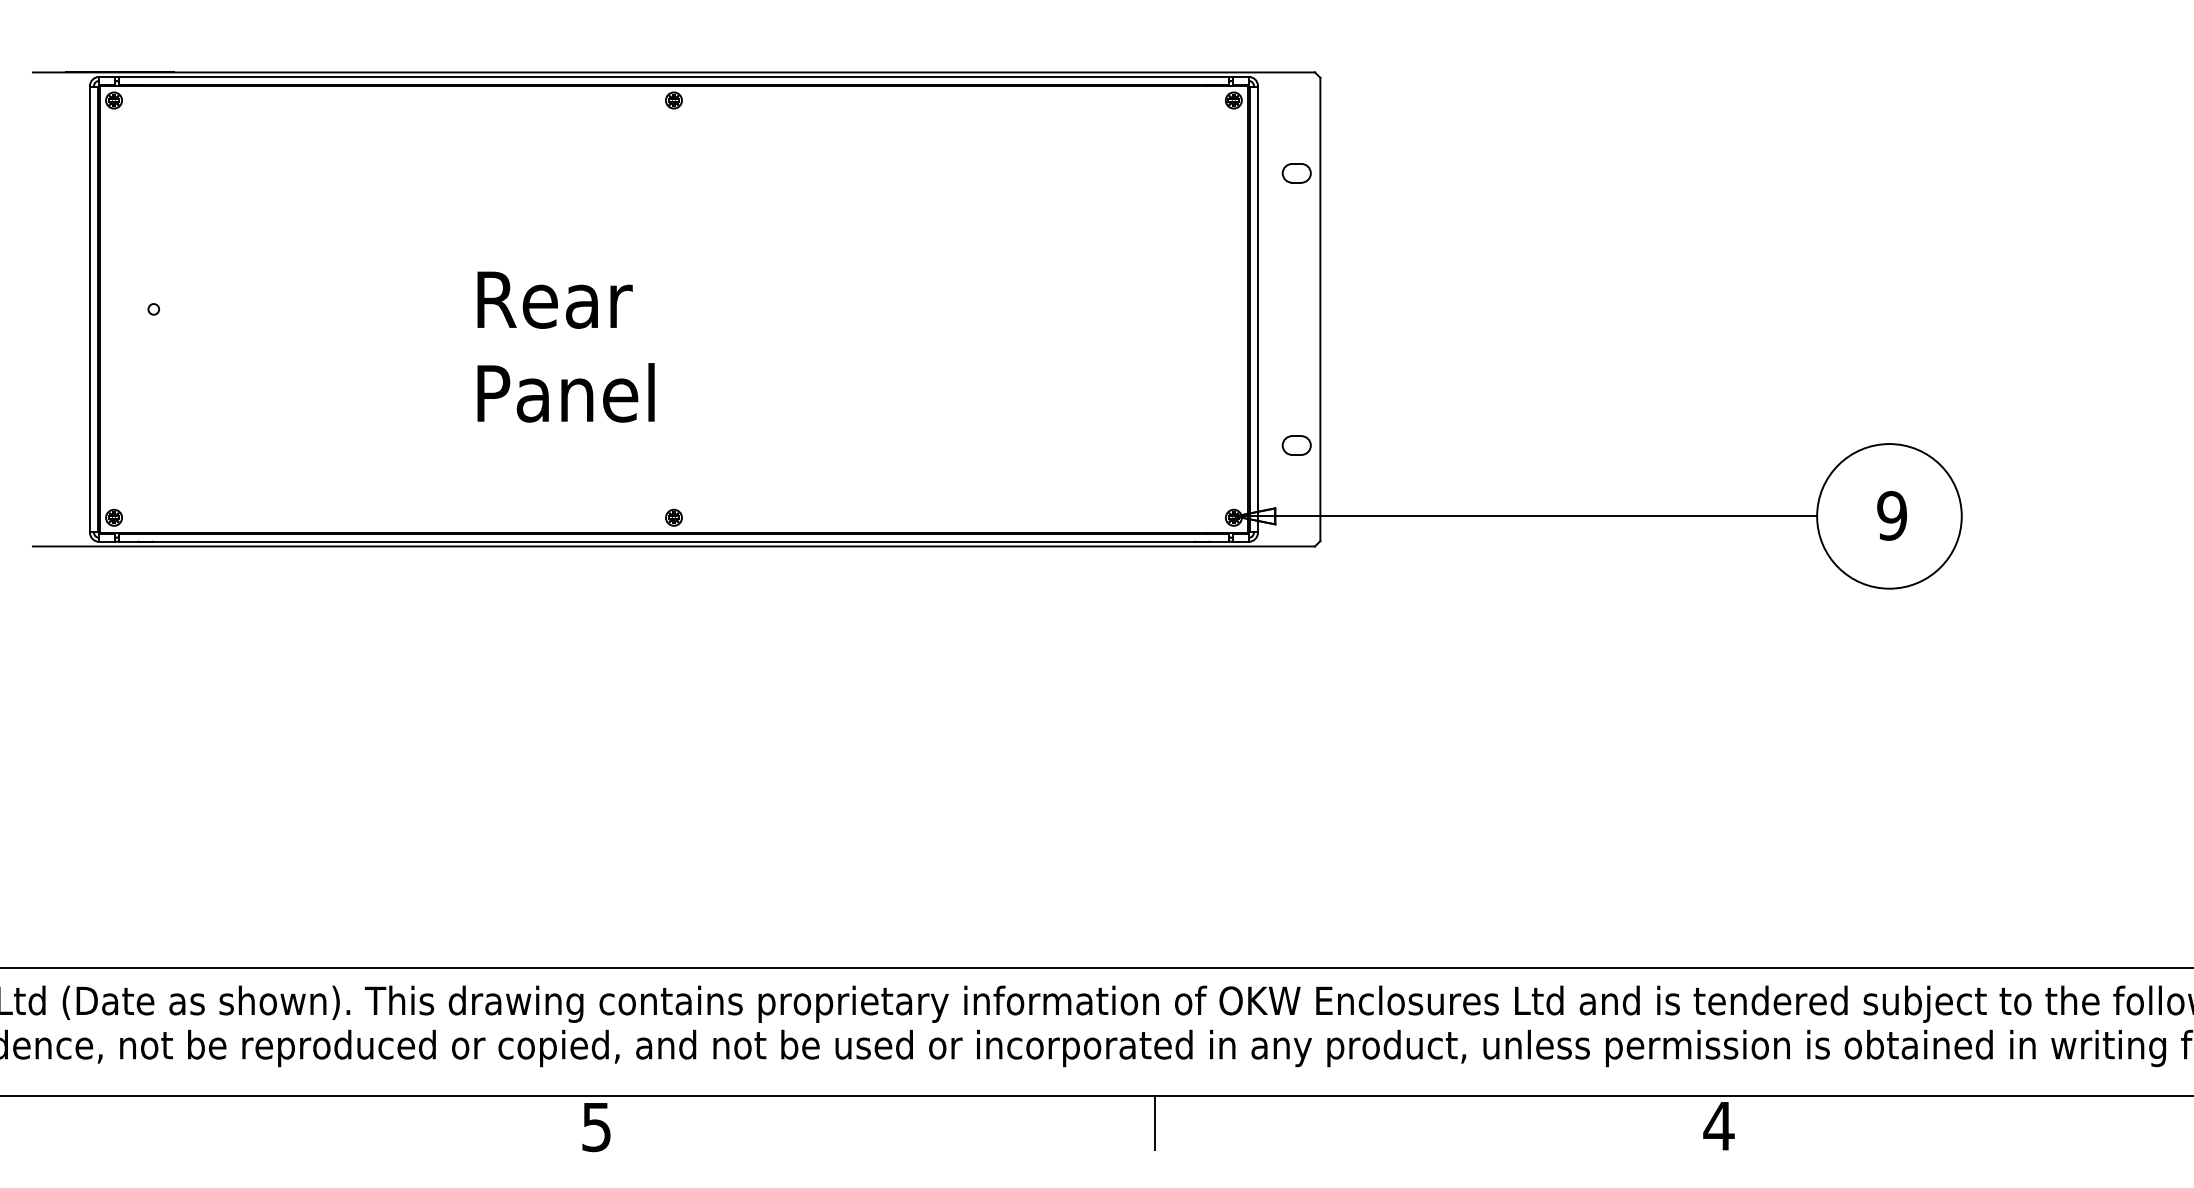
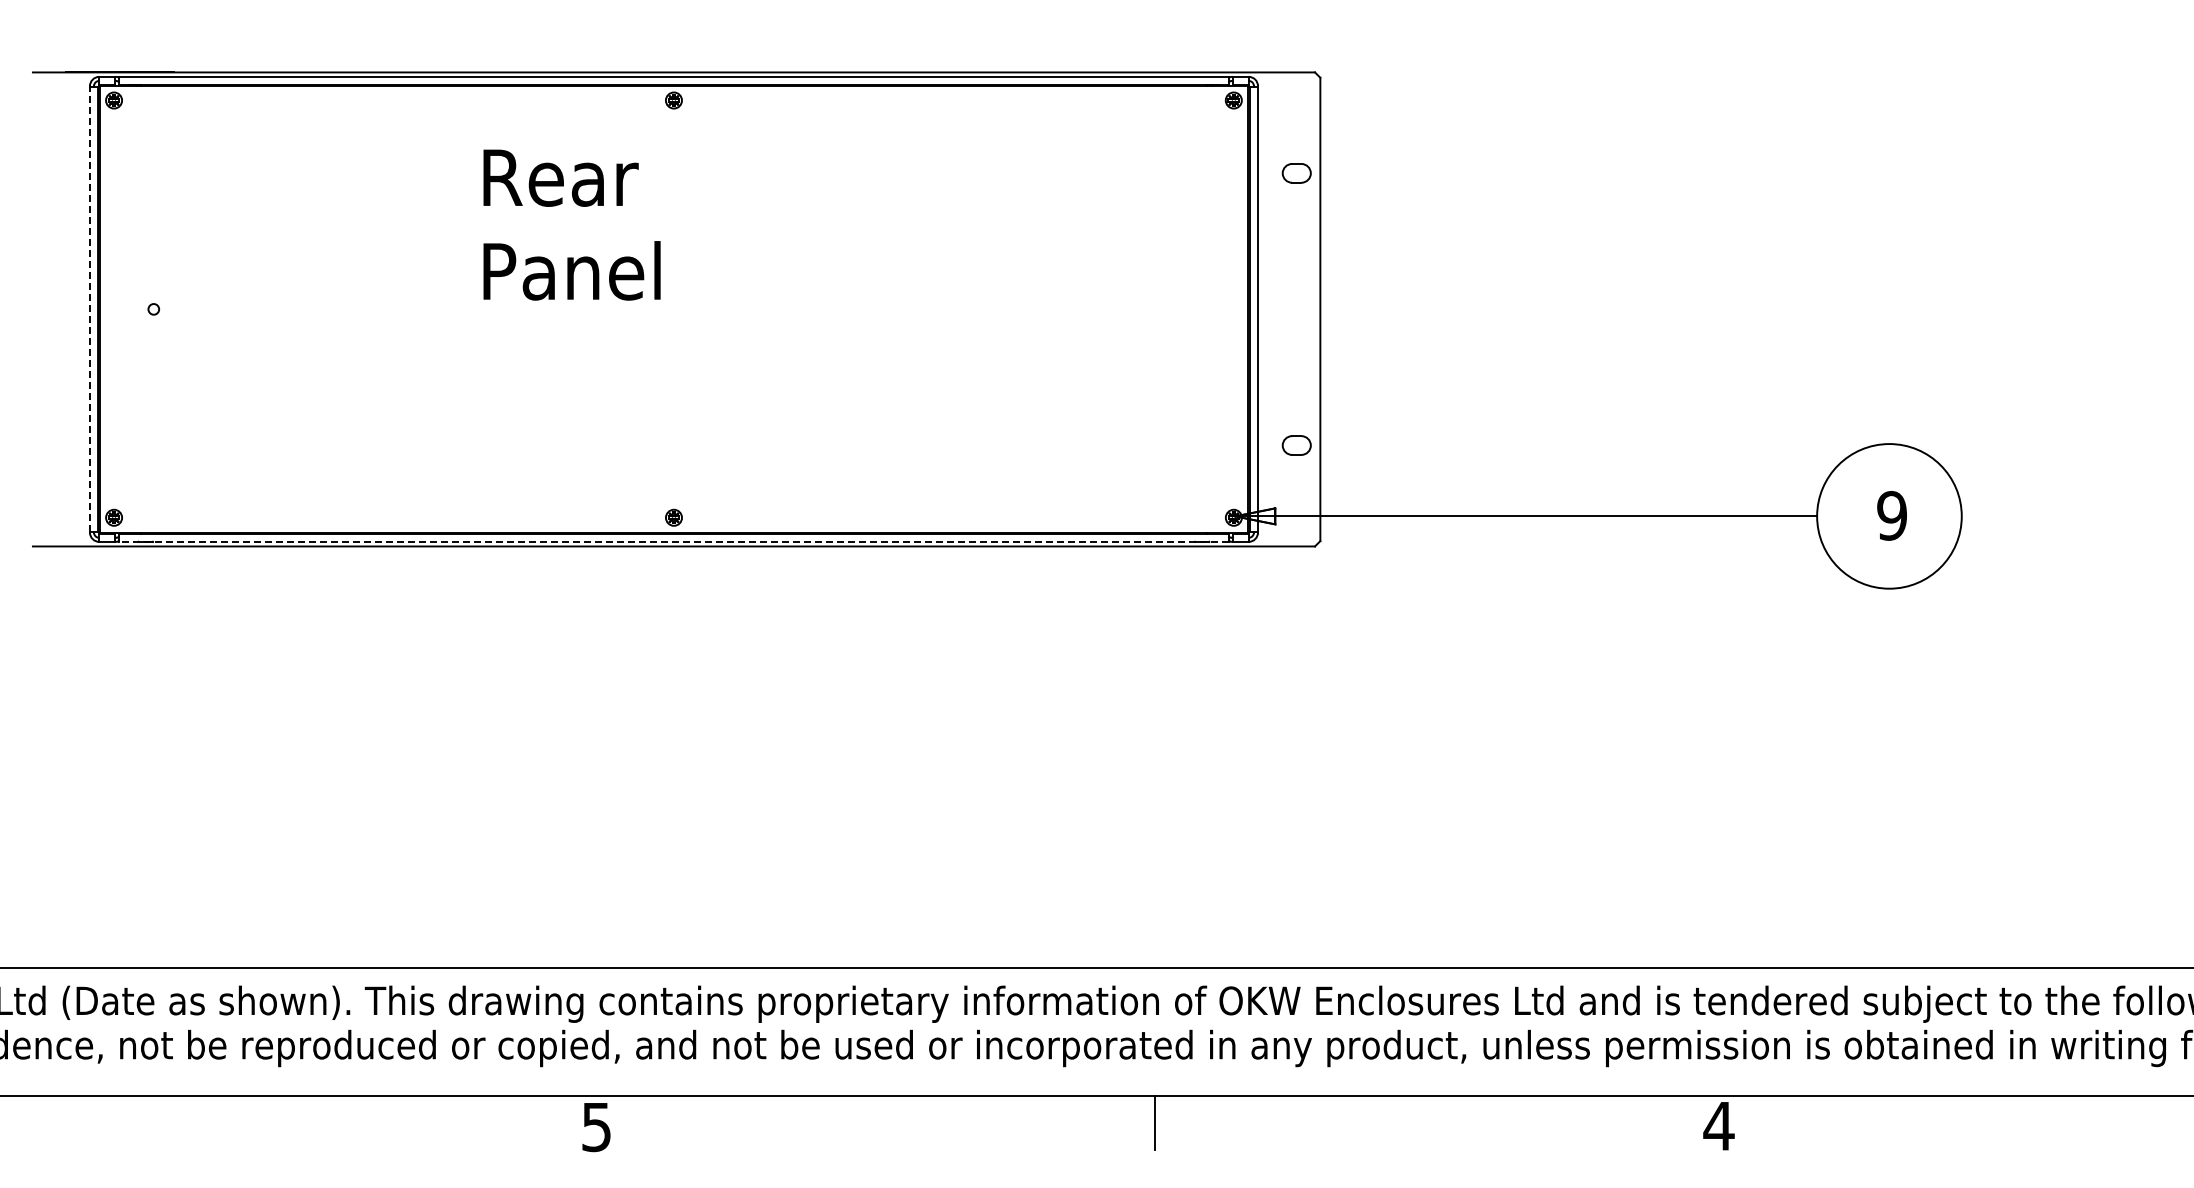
line: solid -> dashed (89, 308)
text position: (565, 346) -> (571, 224) (571, 224)
line: solid -> dashed (673, 541)
